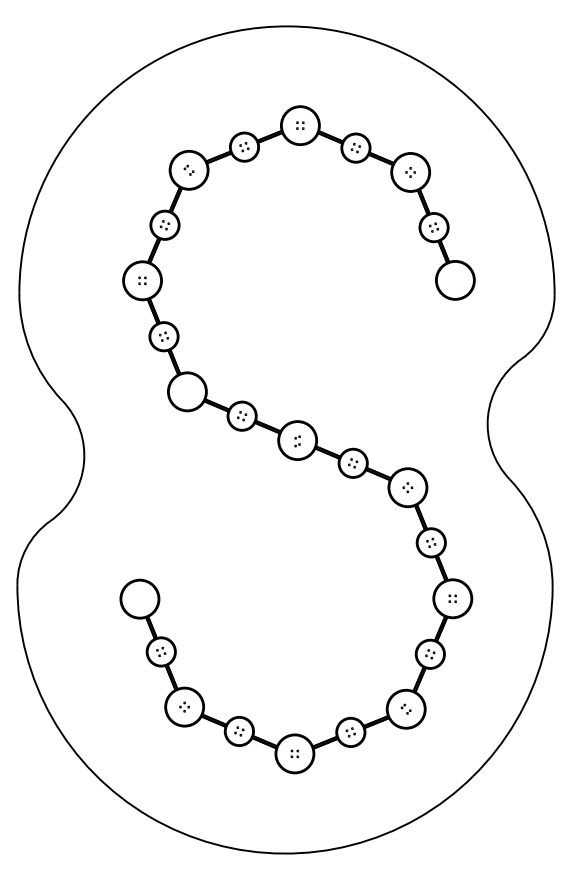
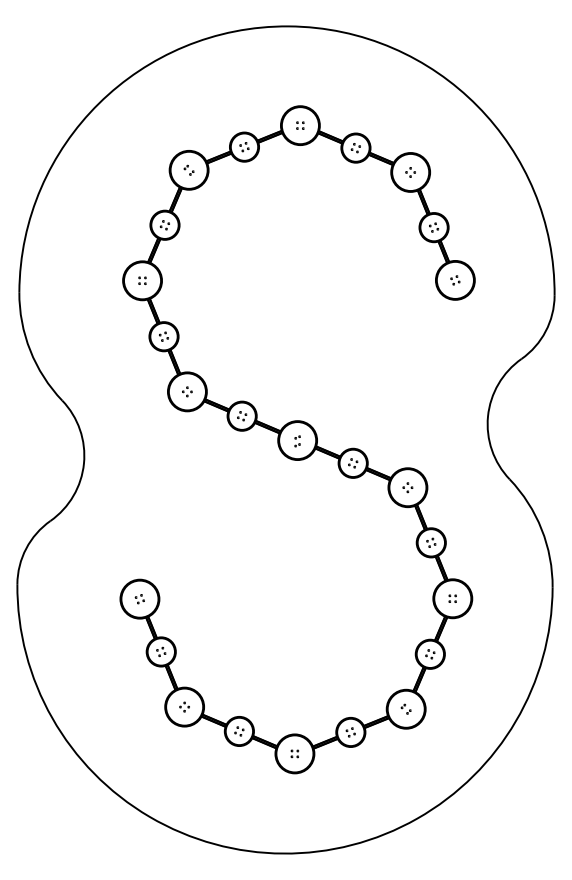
part: none -> present (455, 280)
part: none -> present (187, 391)
part: none -> present (139, 599)
